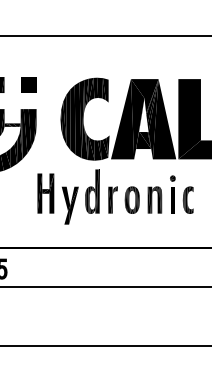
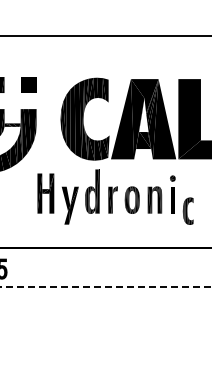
part position: (187, 199) -> (187, 210) (187, 210)
line: solid -> dashed (105, 286)
line: present -> none (105, 345)
